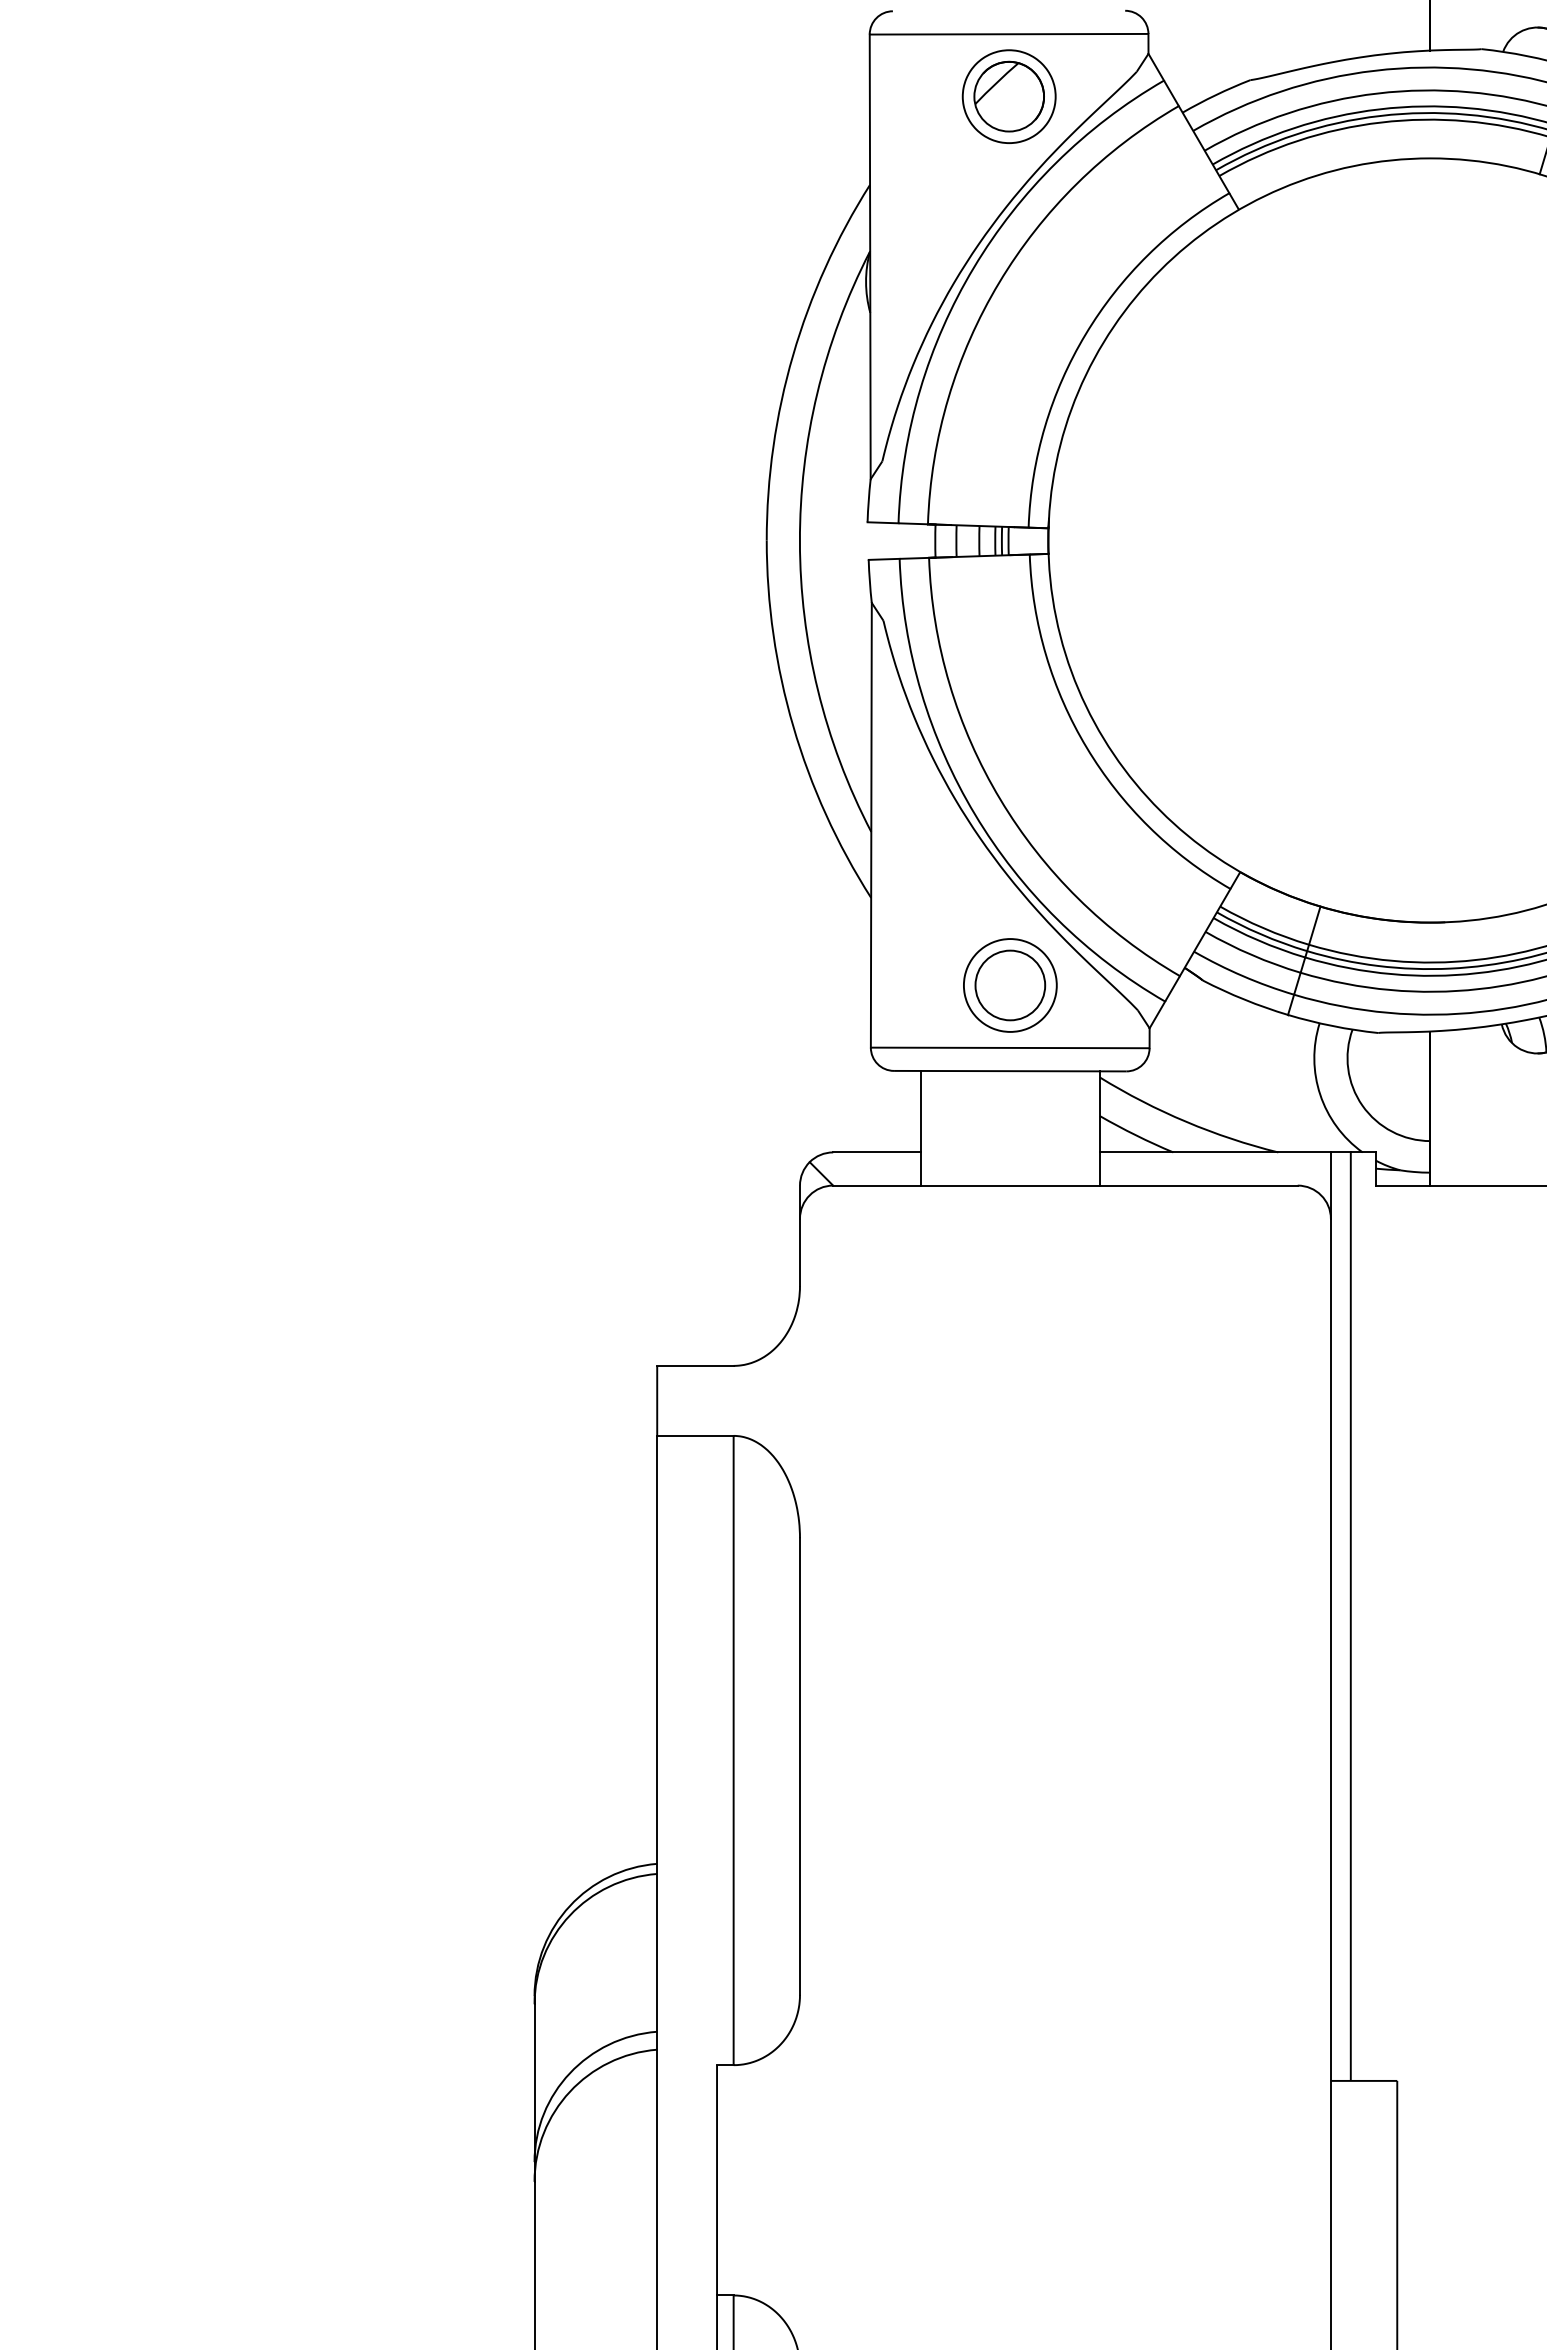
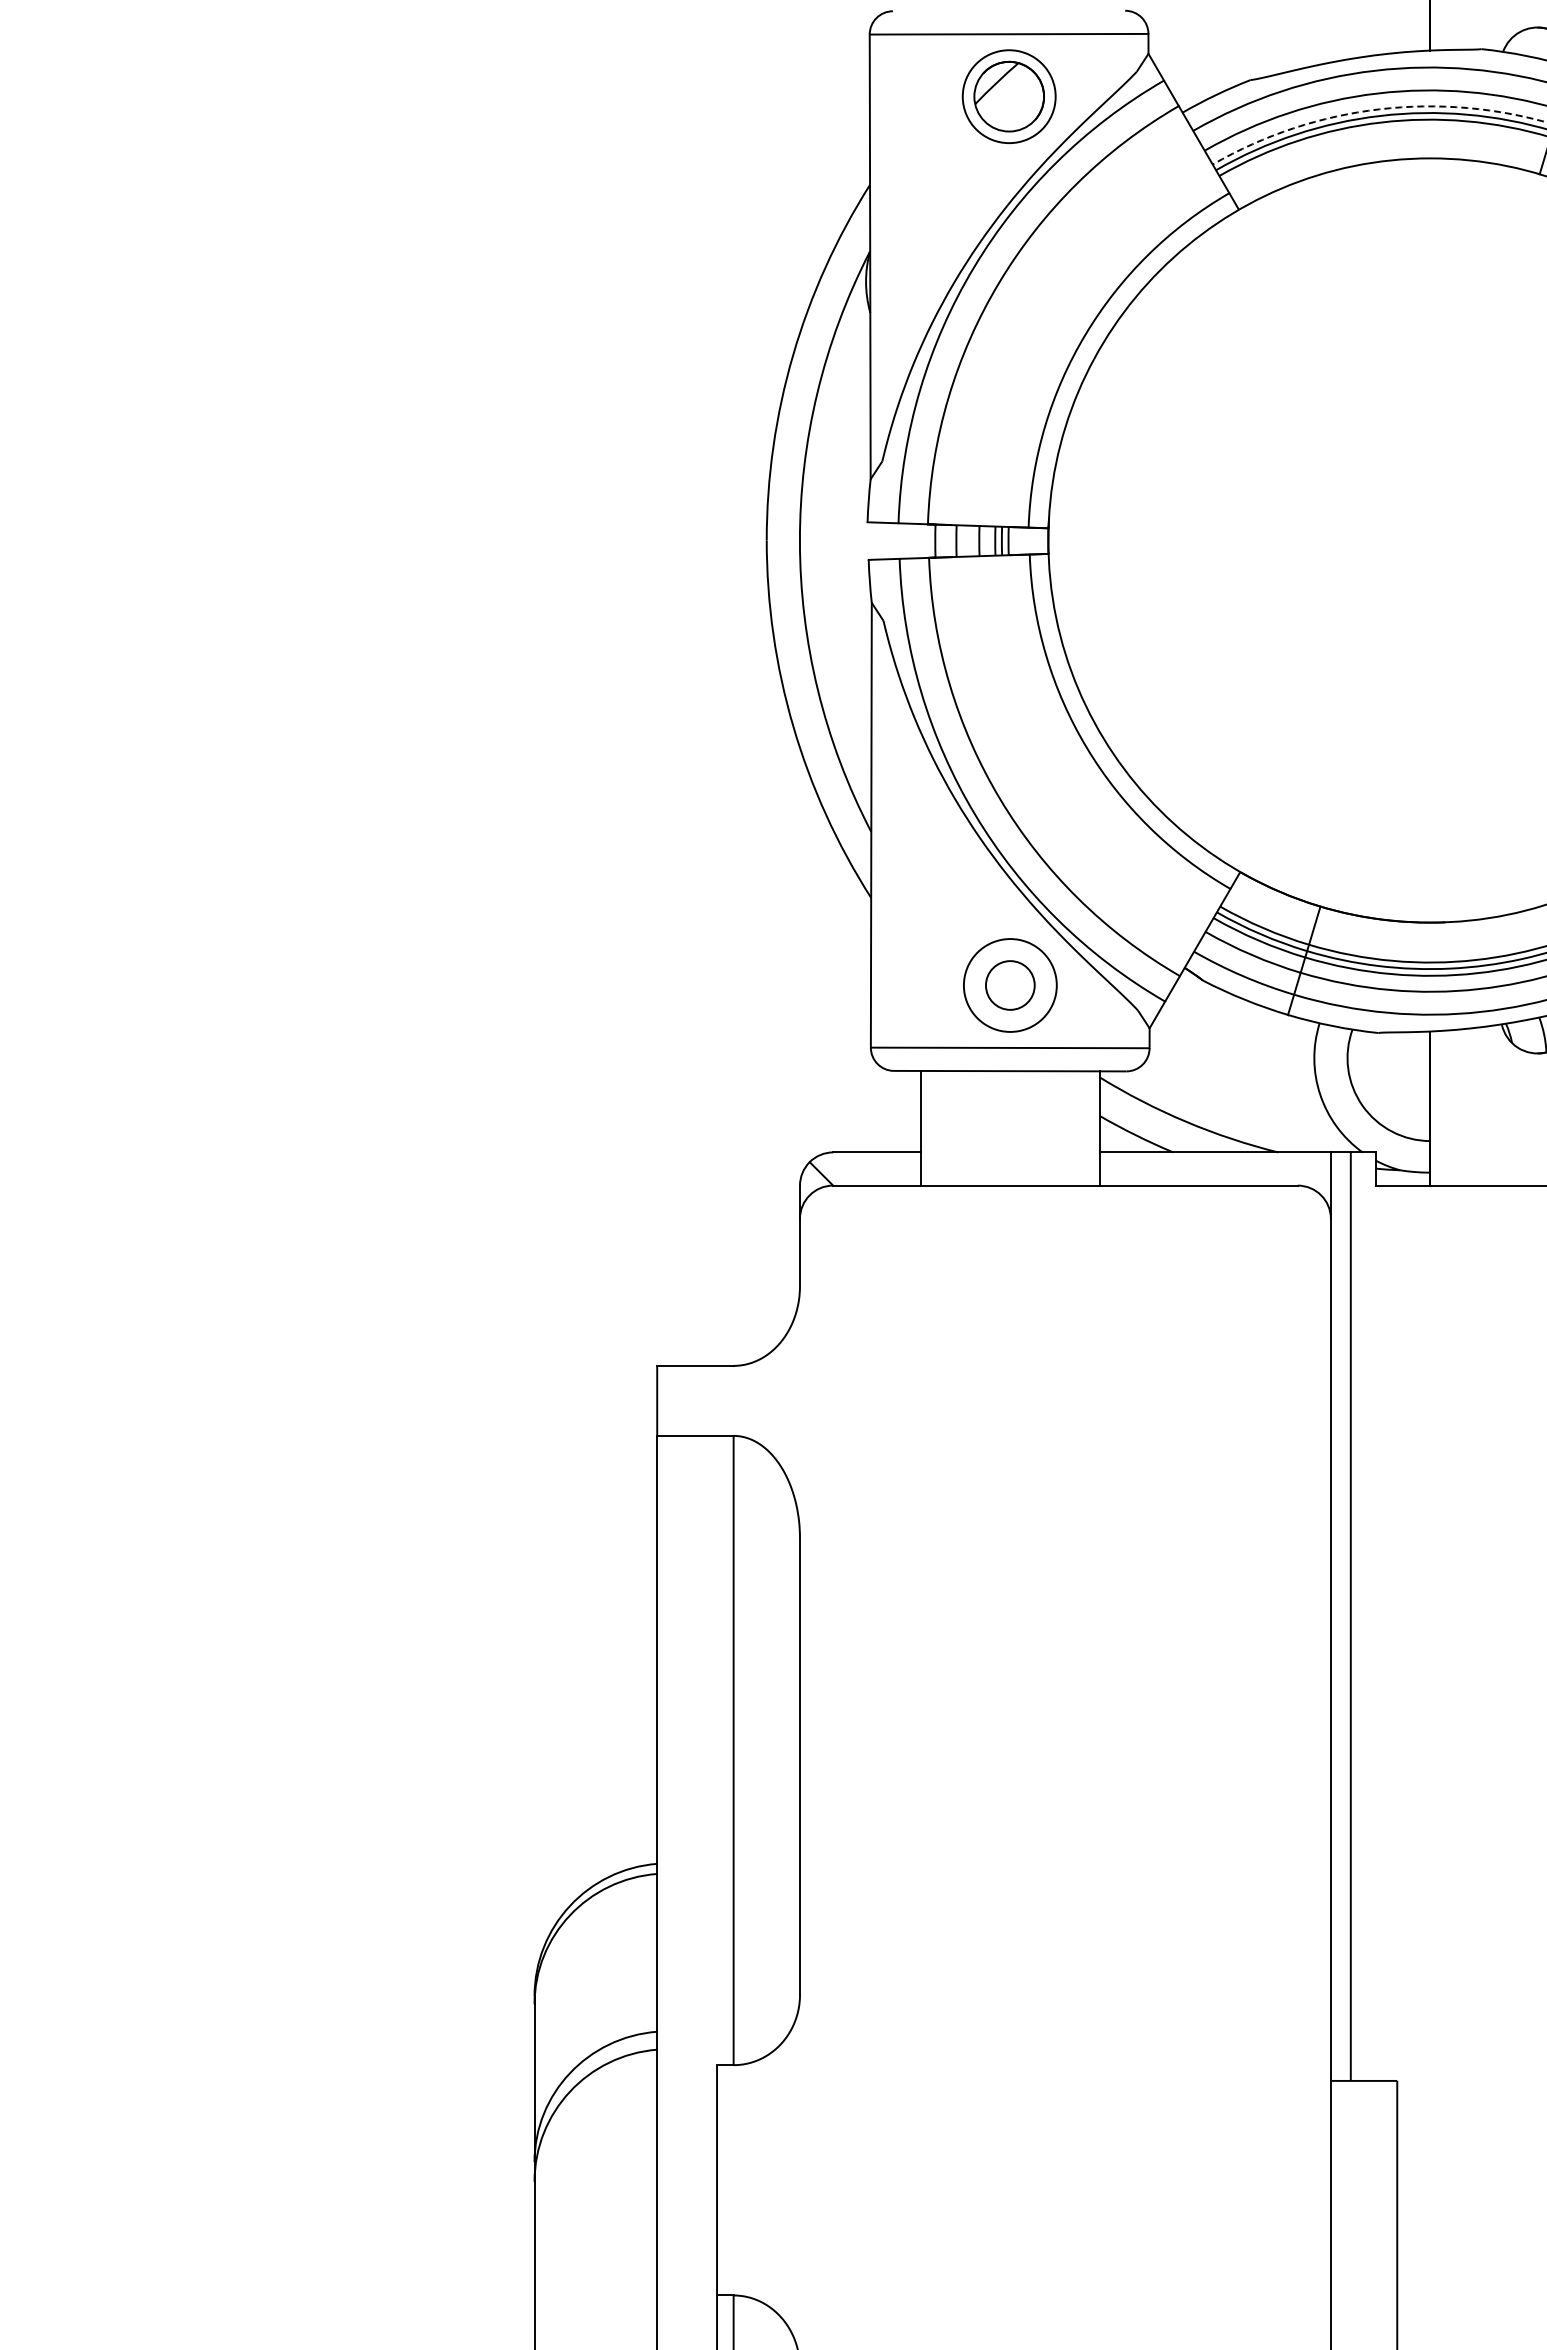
arc: solid -> dashed (1375, 109)
circle diameter: 70 px -> 49 px (1009, 985)
